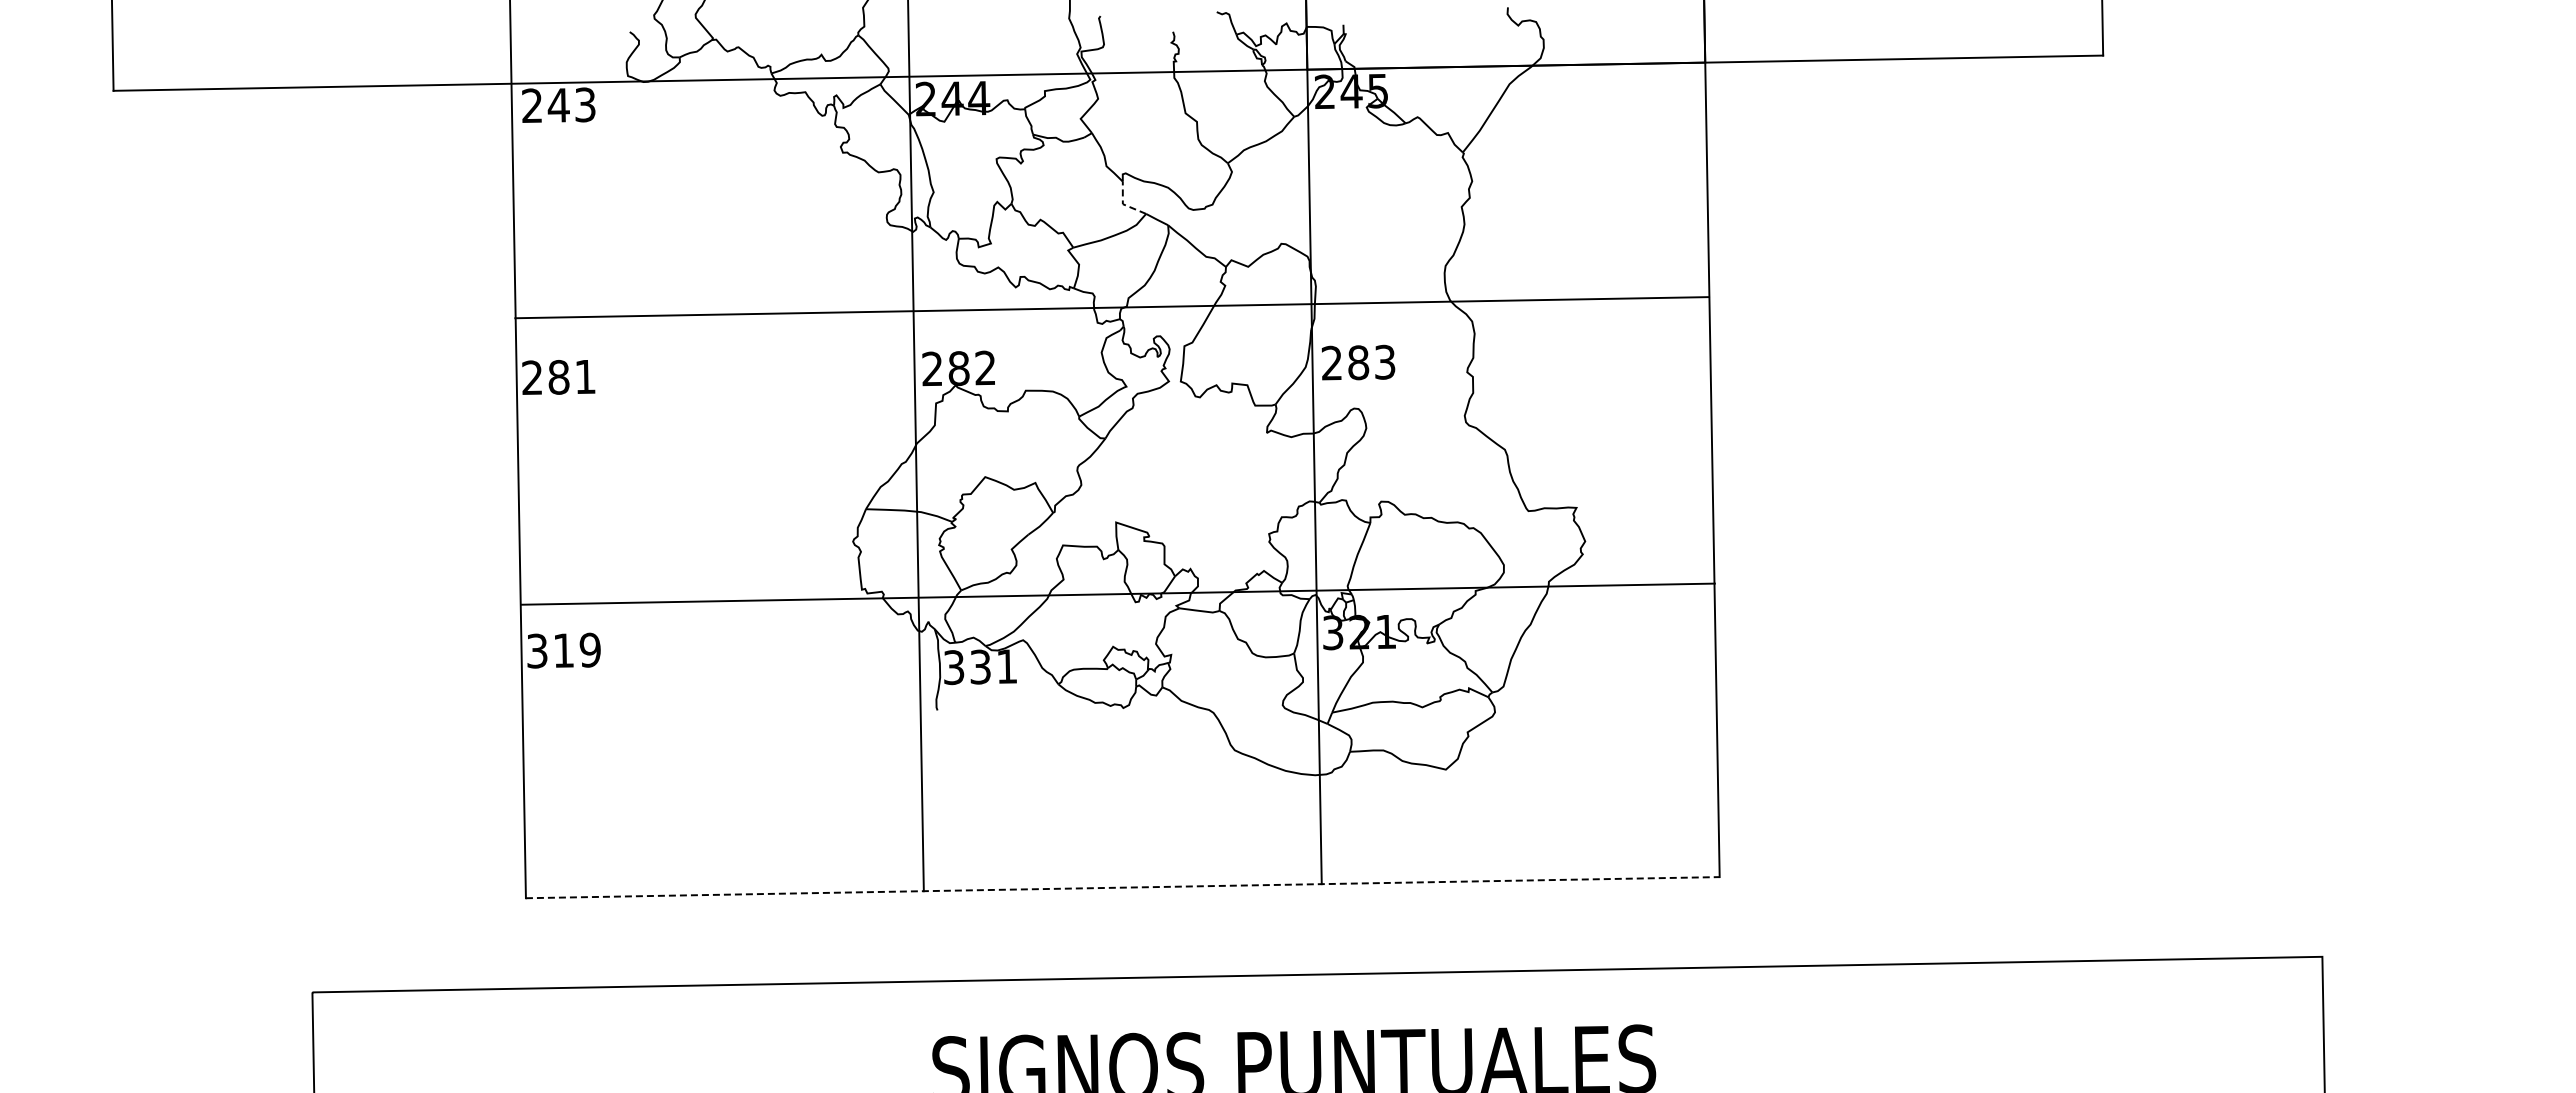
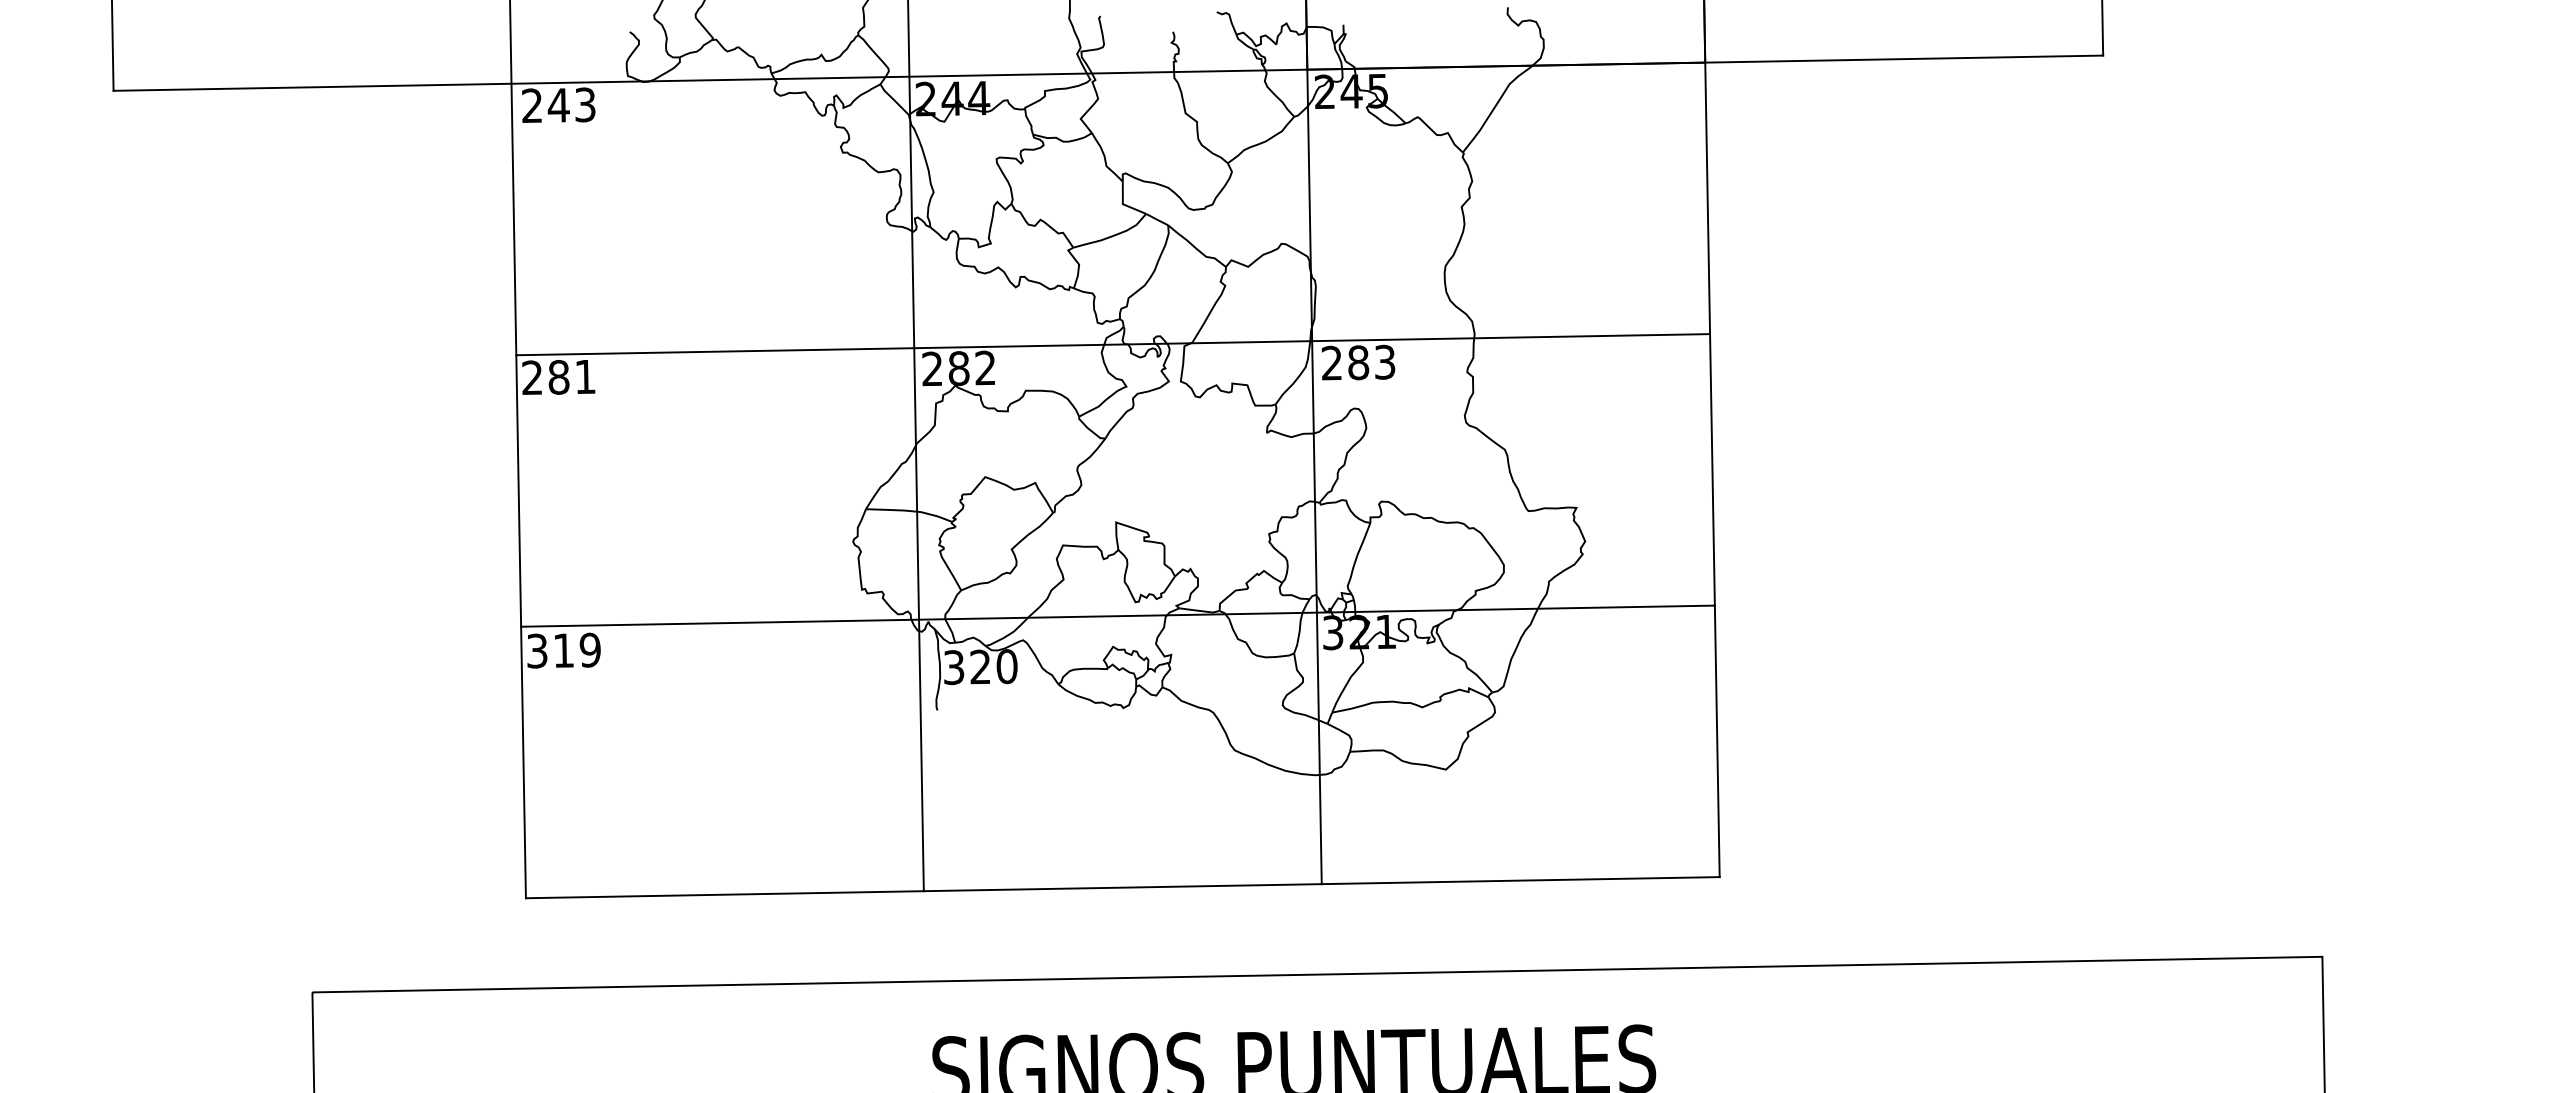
line: dashed -> solid (1123, 204)
line position: (1112, 307) -> (1113, 344) (1113, 344)
line position: (1117, 593) -> (1117, 615) (1117, 615)
text: 331 -> 320 (993, 666)
line: dashed -> solid (1122, 887)
